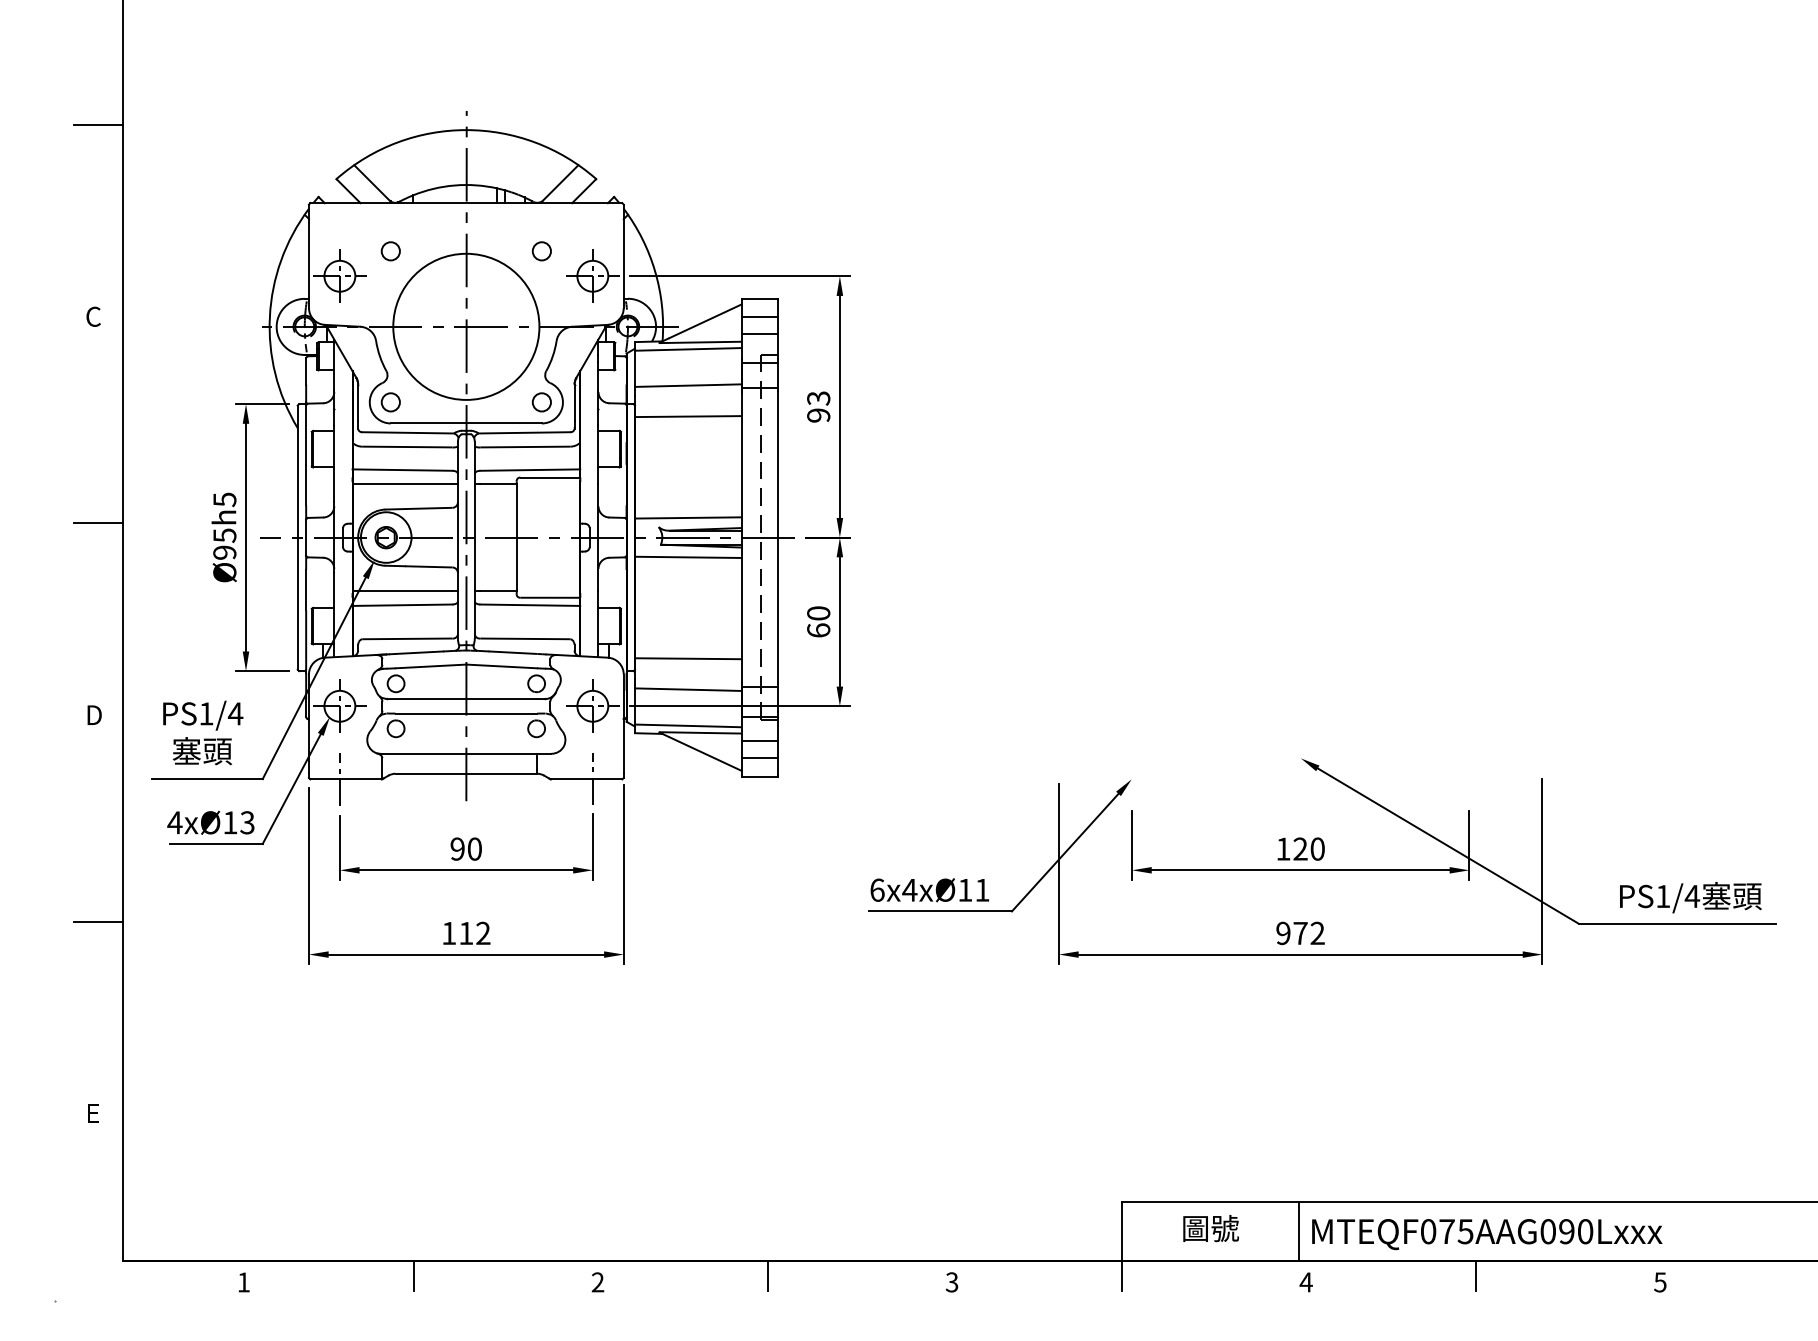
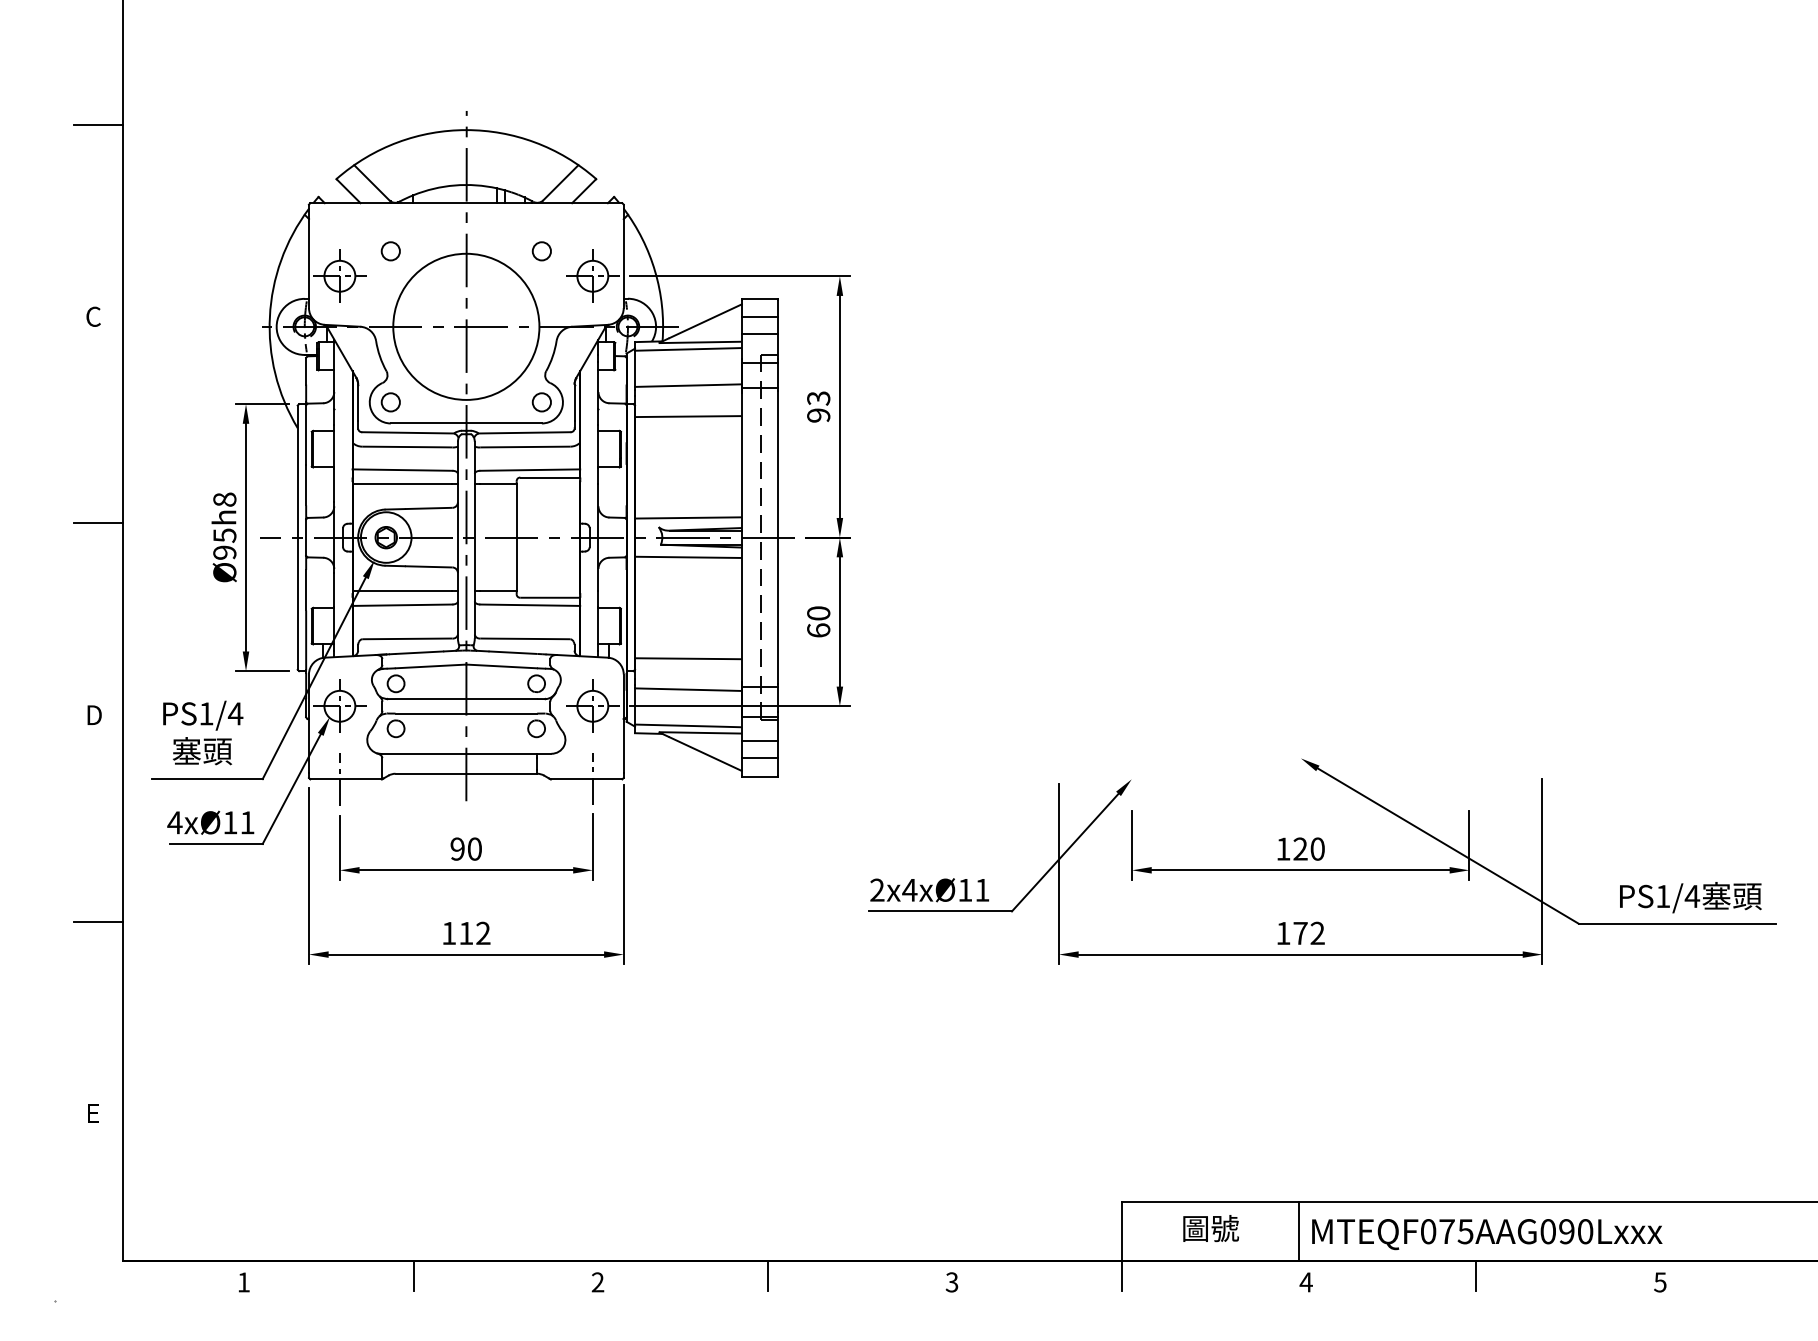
text: Ø95h5 -> Ø95h8 (224, 499)
text: 4xØ13 -> 4xØ11 (247, 822)
text: 6x4xØ11 -> 2x4xØ11 (877, 889)
text: 972 -> 172 (1283, 933)
